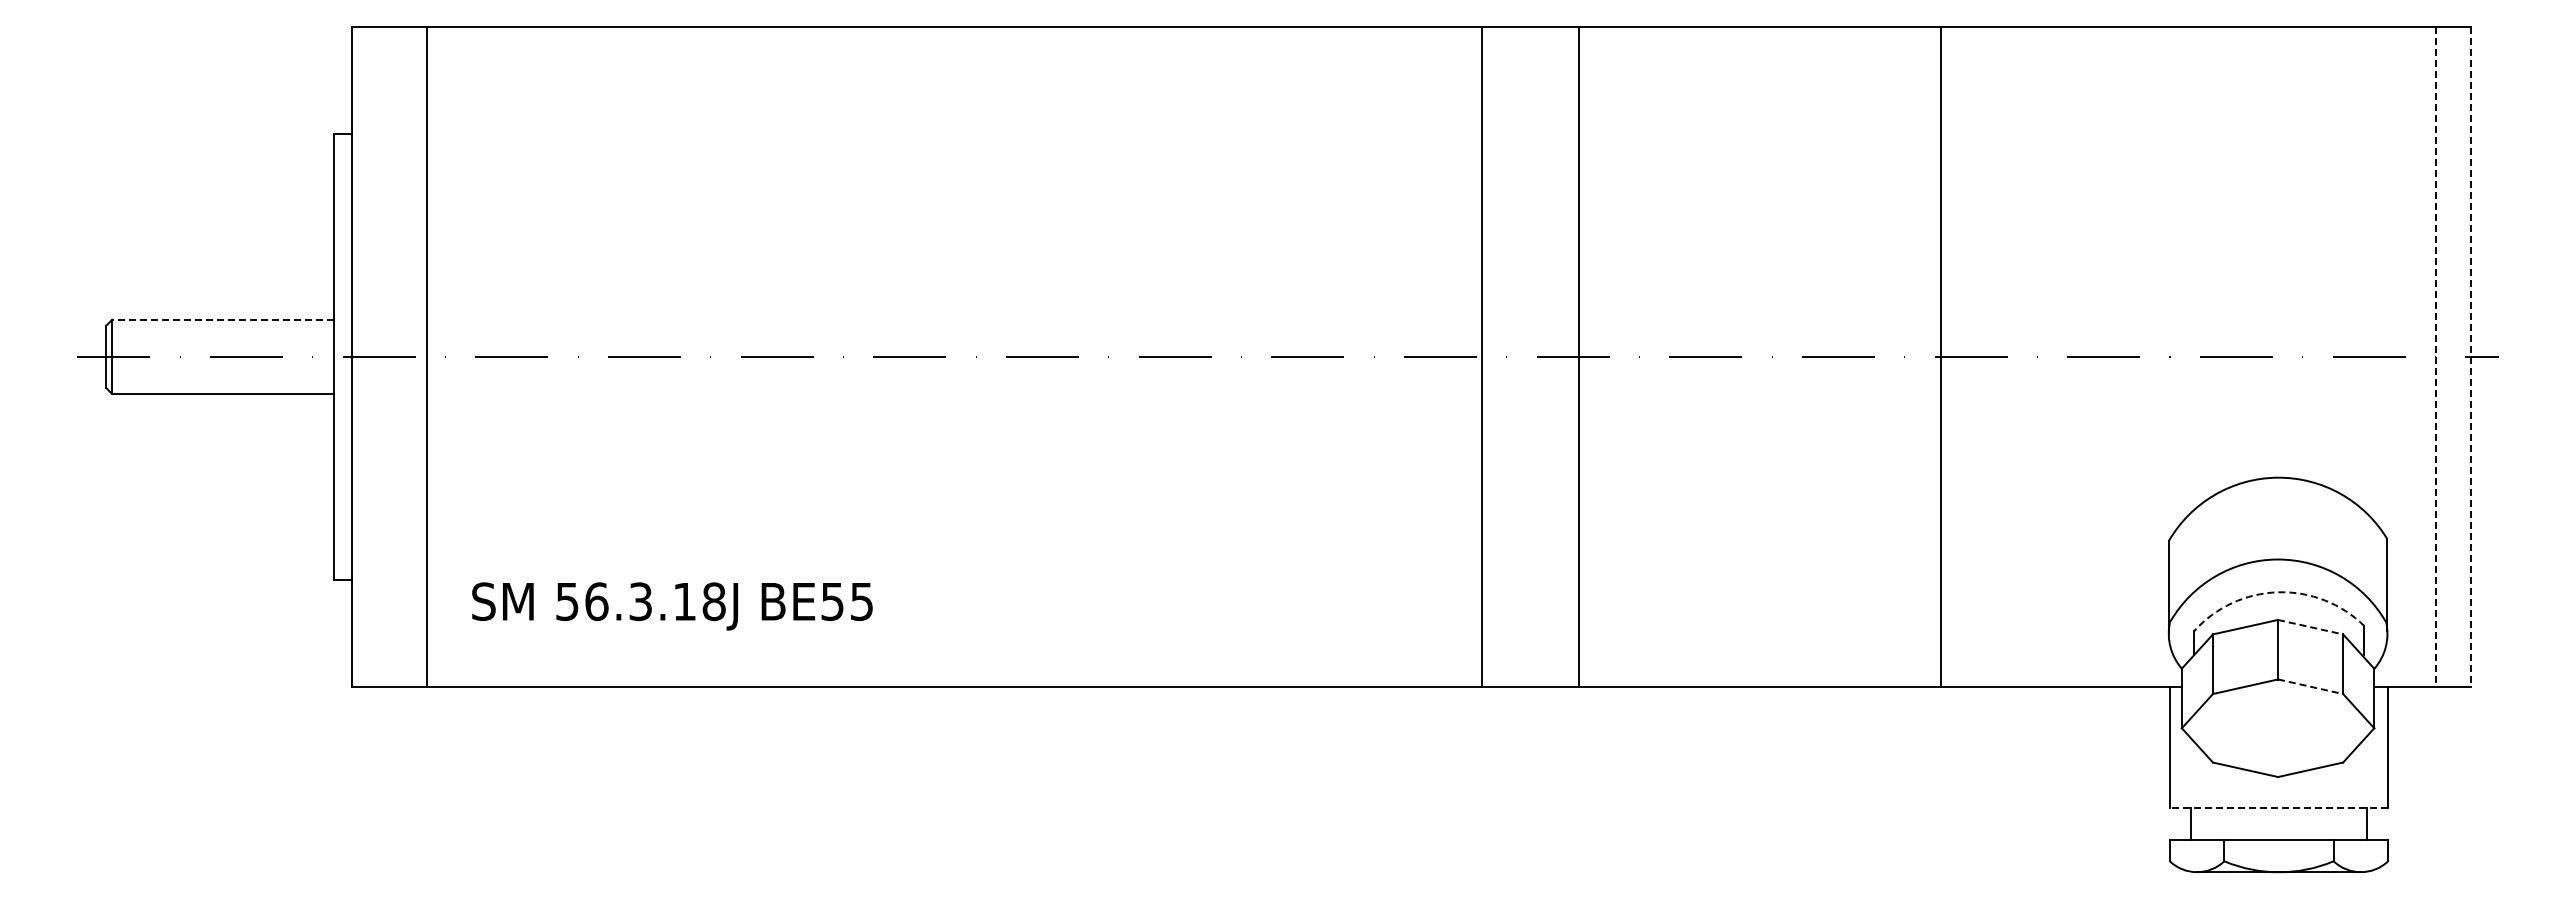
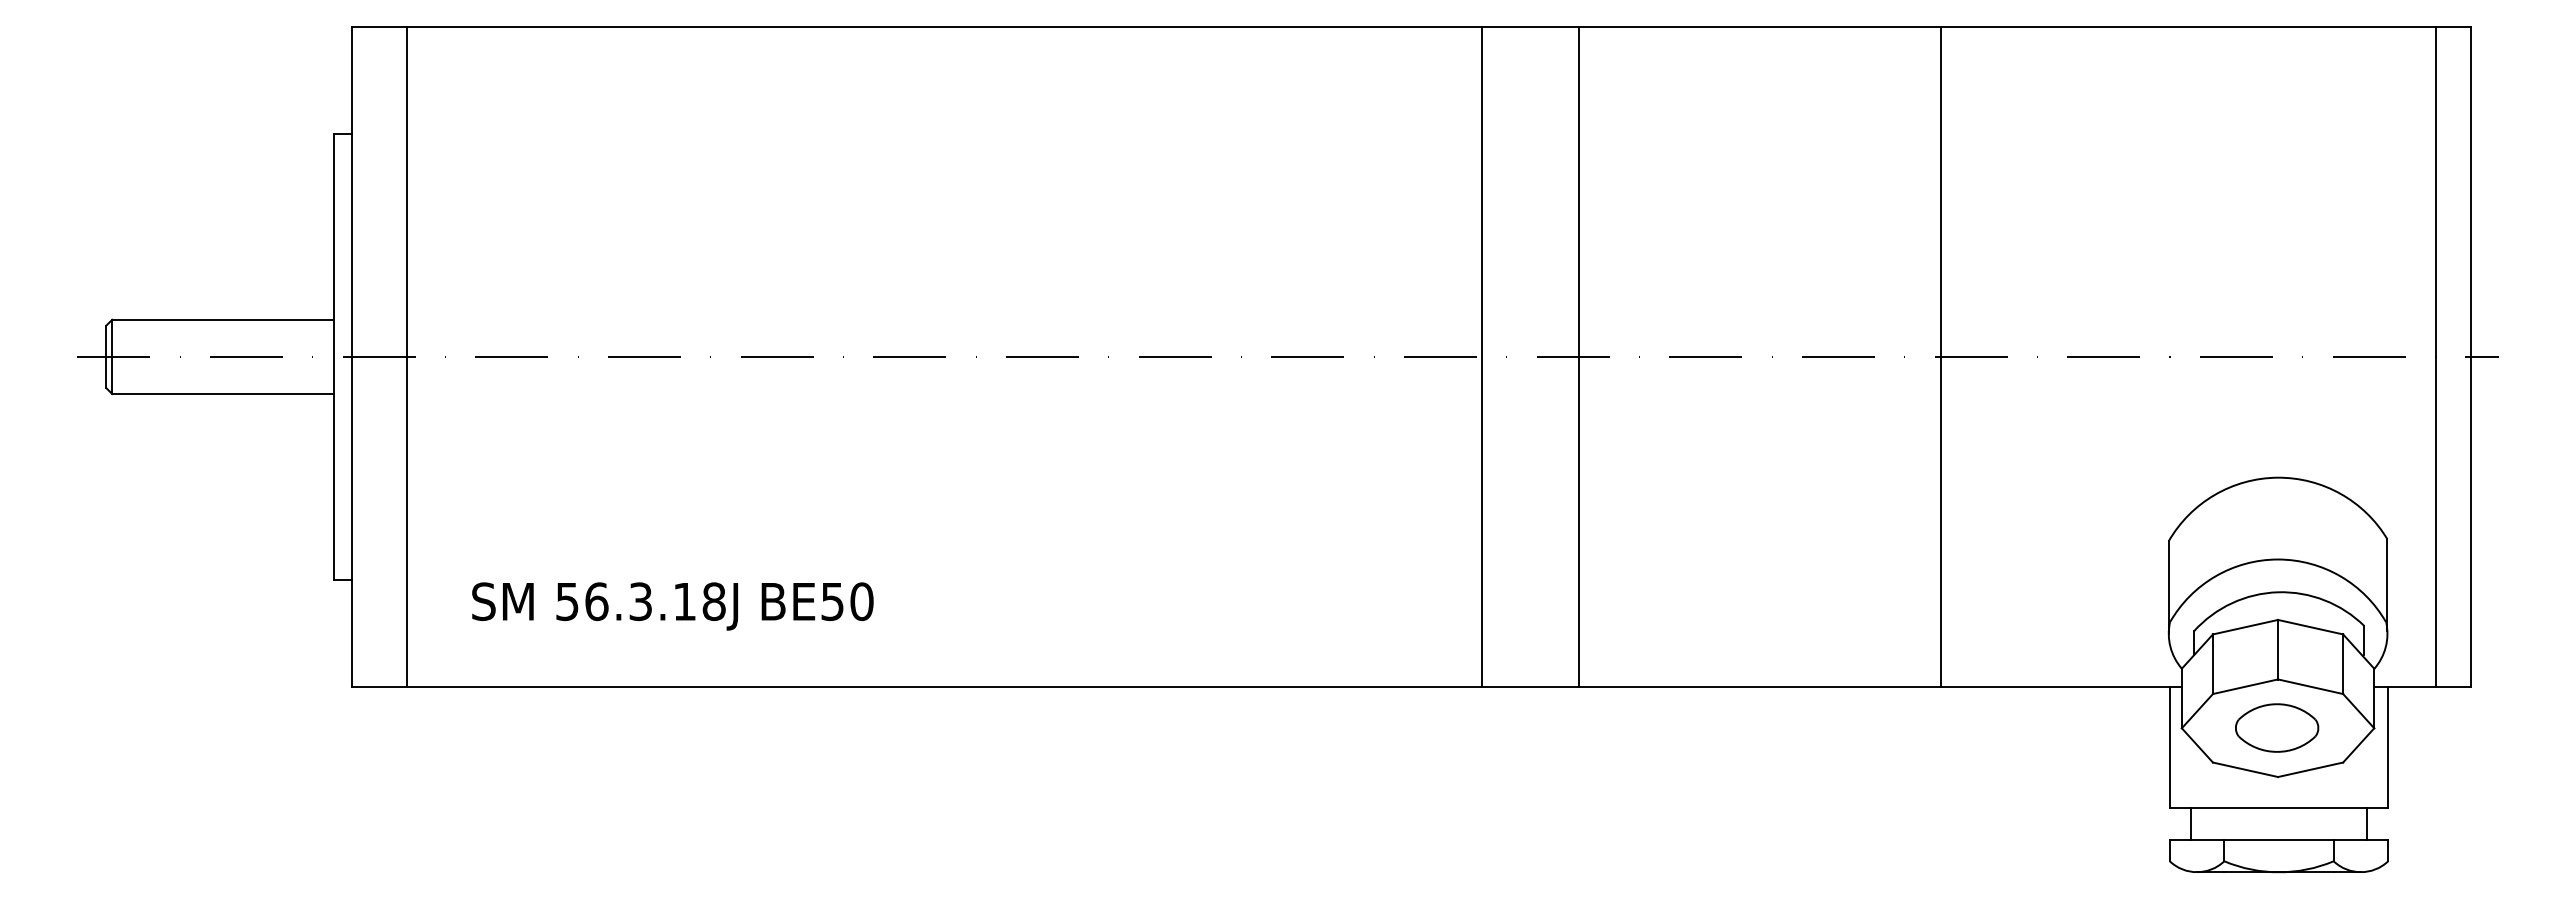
line: dashed -> solid (222, 319)
line position: (426, 356) -> (406, 356) (406, 356)
line: dashed -> solid (2435, 357)
line: dashed -> solid (2470, 357)
arc: dashed -> solid (2278, 592)
text: BE55 -> BE50 (861, 601)
line: dashed -> solid (2311, 627)
line: dashed -> solid (2311, 686)
part: none -> present (2277, 727)
line: dashed -> solid (2278, 807)
